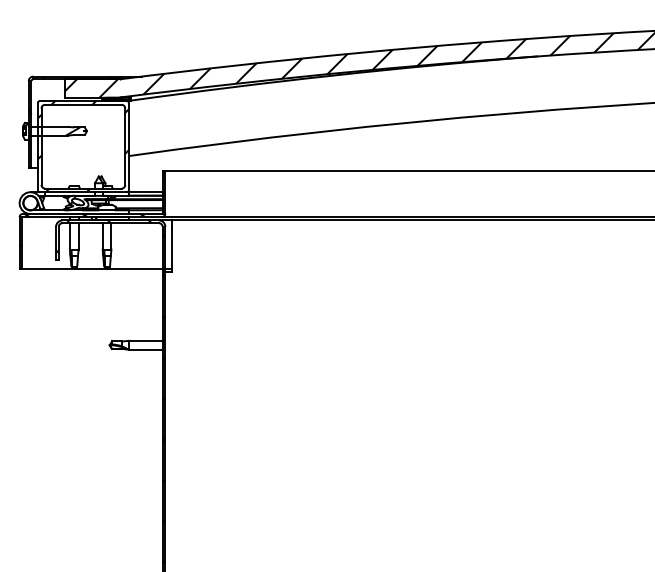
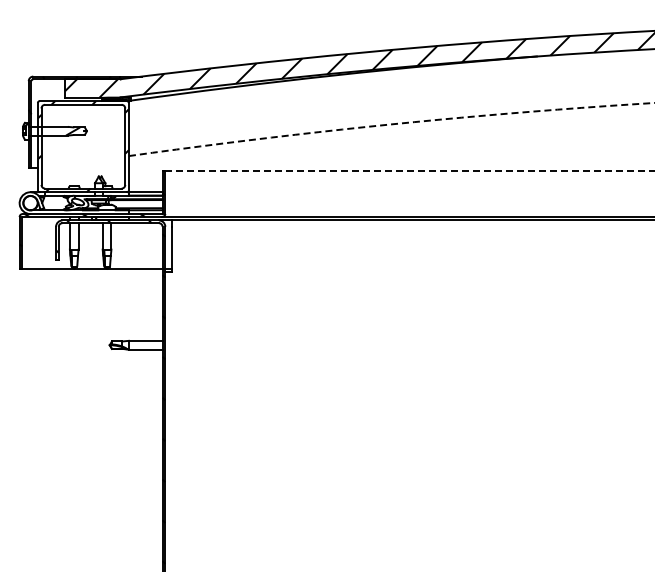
arc: solid -> dashed (391, 124)
line: solid -> dashed (410, 171)
